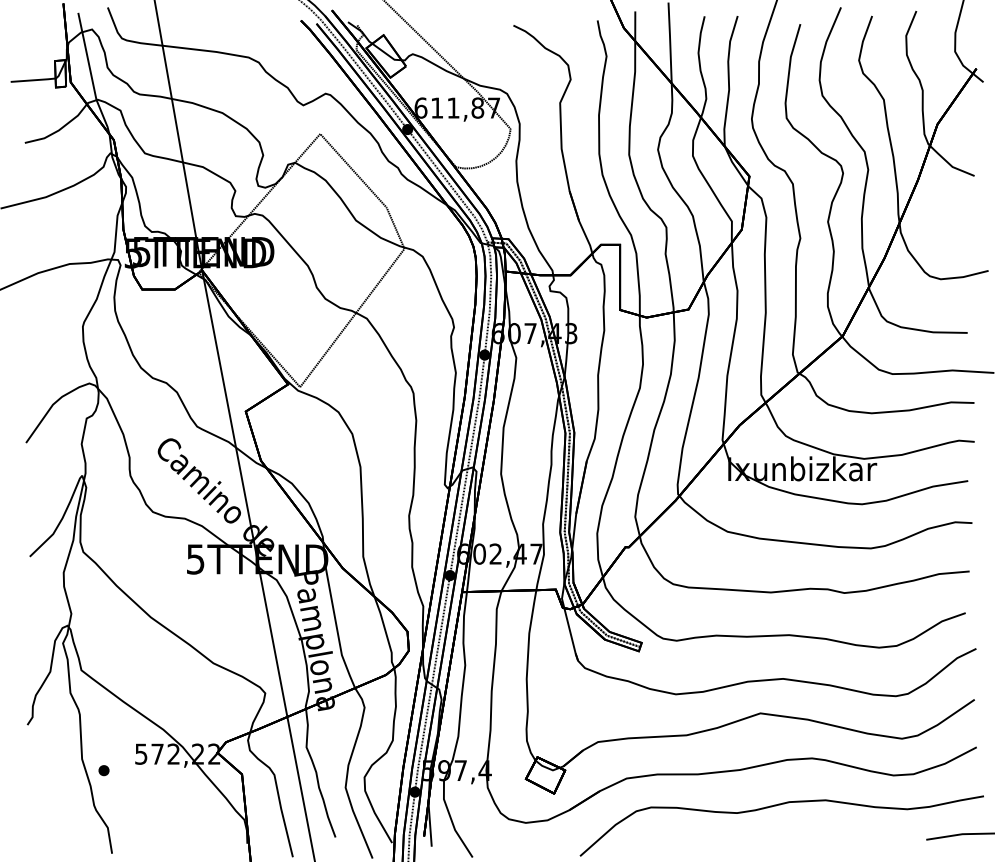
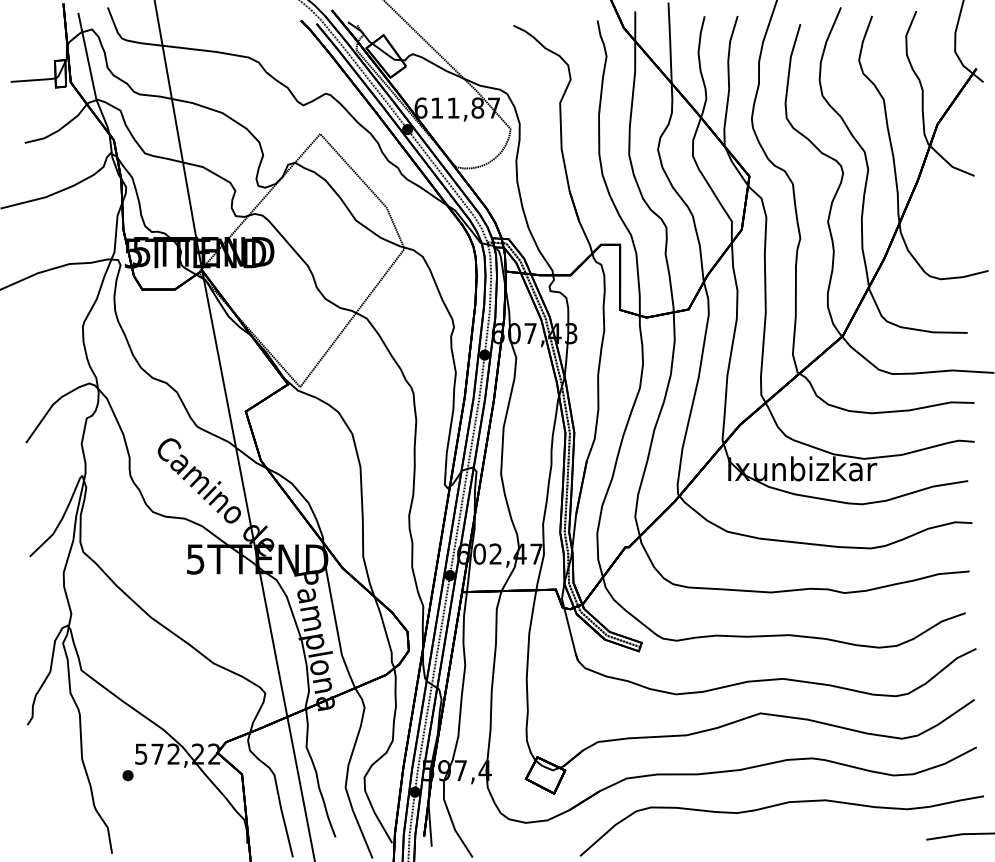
part position: (103, 770) -> (127, 775) (127, 775)
